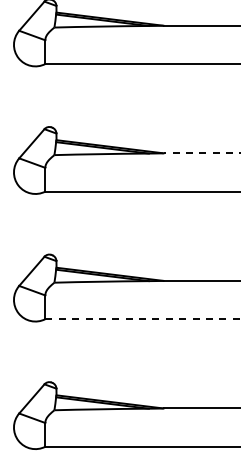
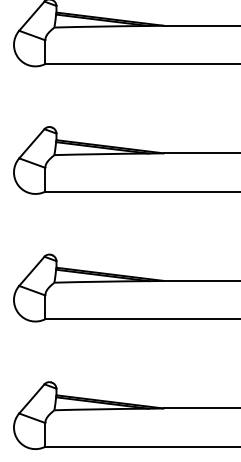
line: dashed -> solid (201, 153)
line: dashed -> solid (143, 319)
